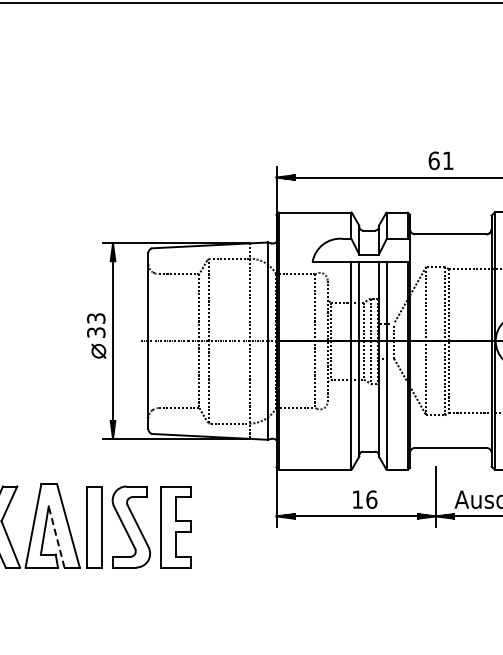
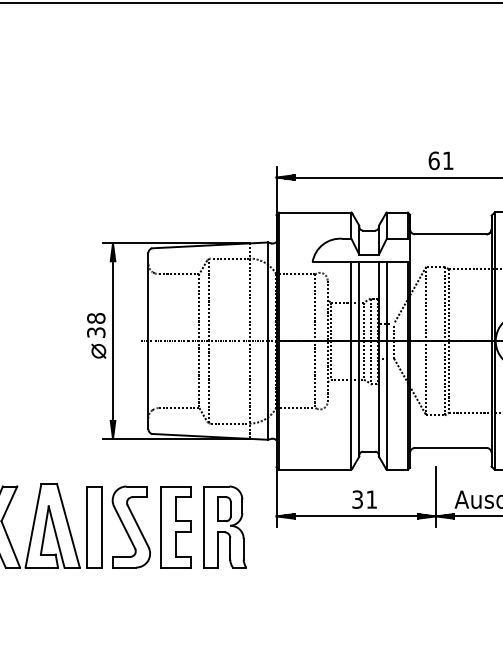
text: 33 -> 38 (96, 318)
text: 16 -> 31 (364, 499)
part: none -> present (224, 526)
line: dashed -> solid (56, 536)
